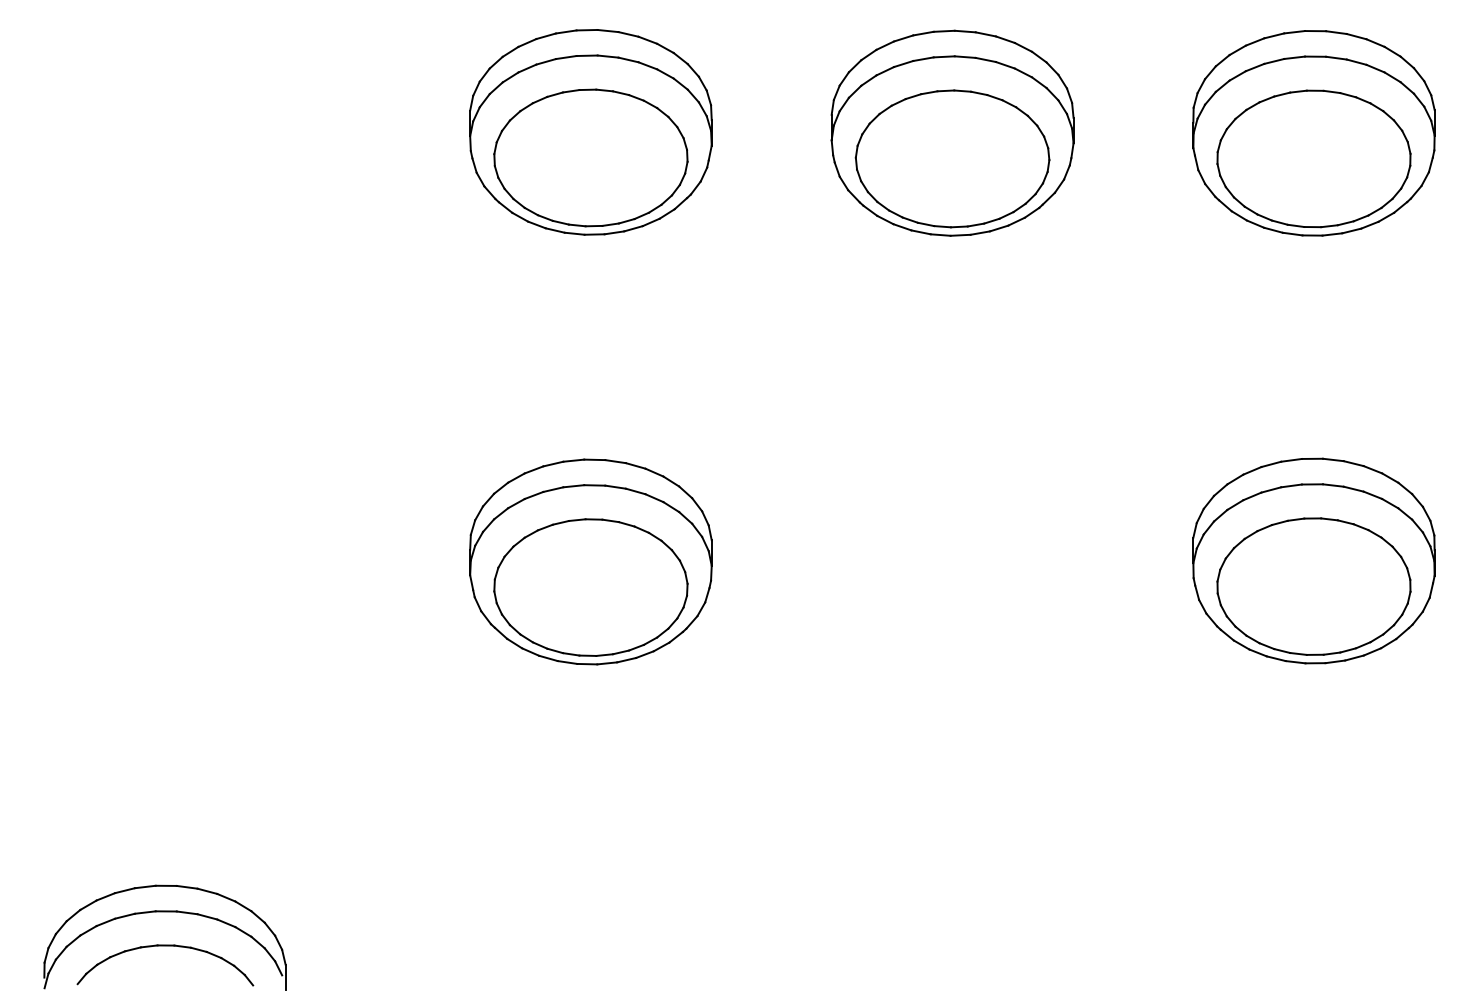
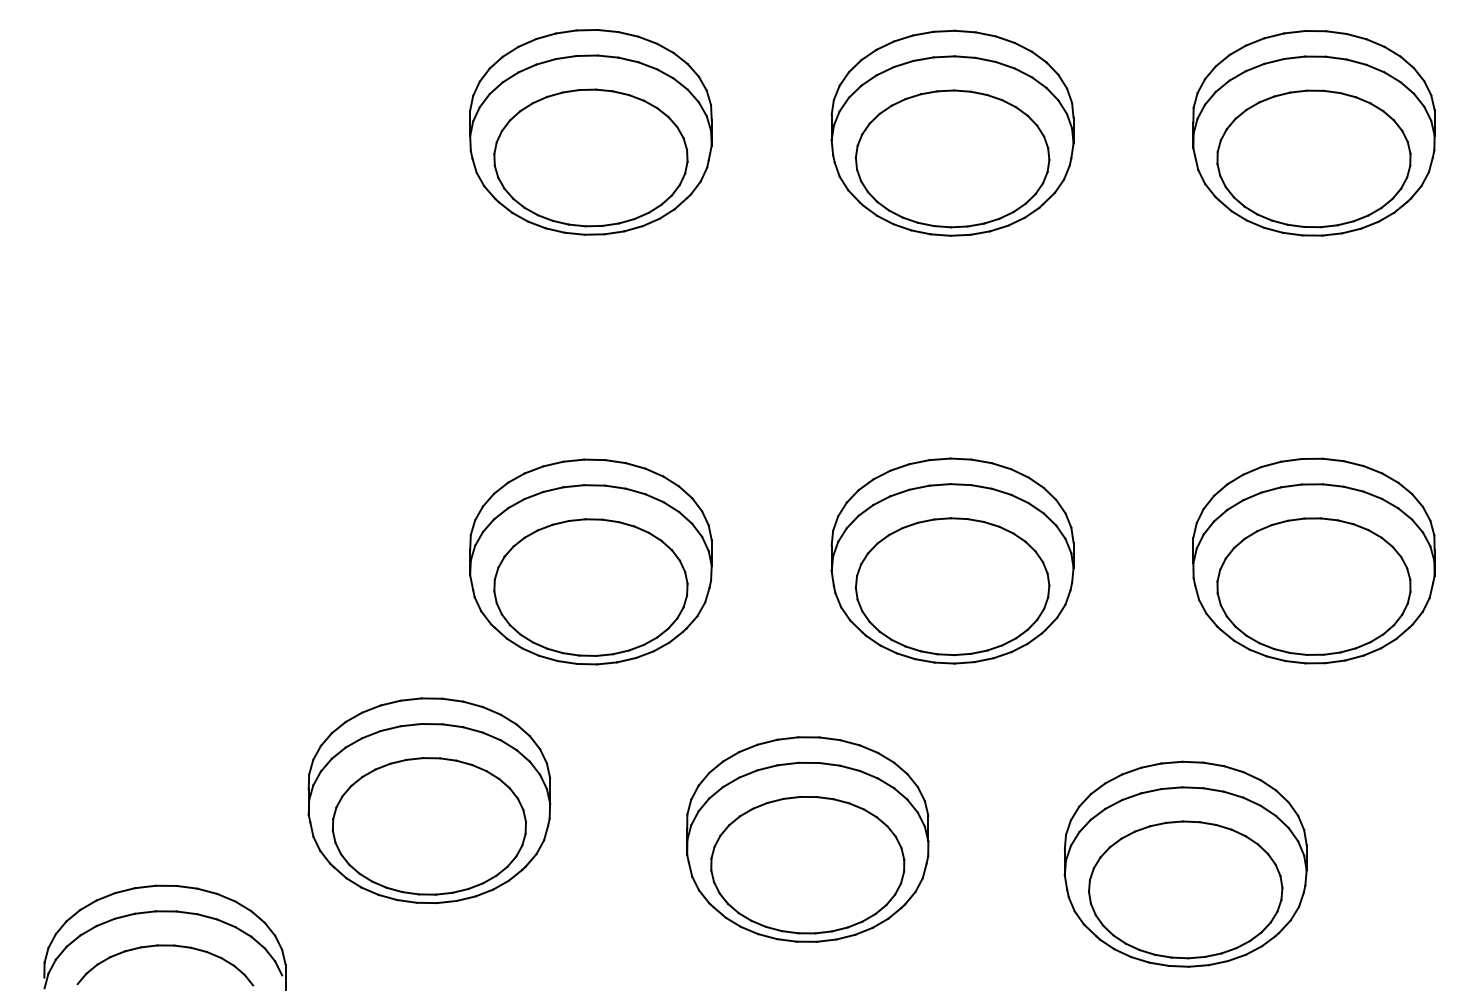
part: none -> present (952, 560)
part: none -> present (429, 800)
part: none -> present (807, 839)
part: none -> present (1185, 863)
